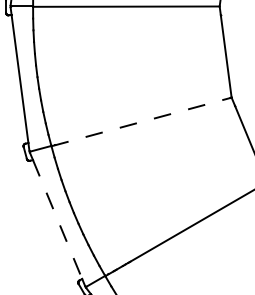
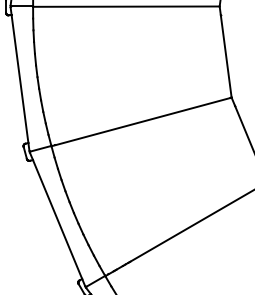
line: dashed -> solid (141, 122)
line: dashed -> solid (57, 219)
